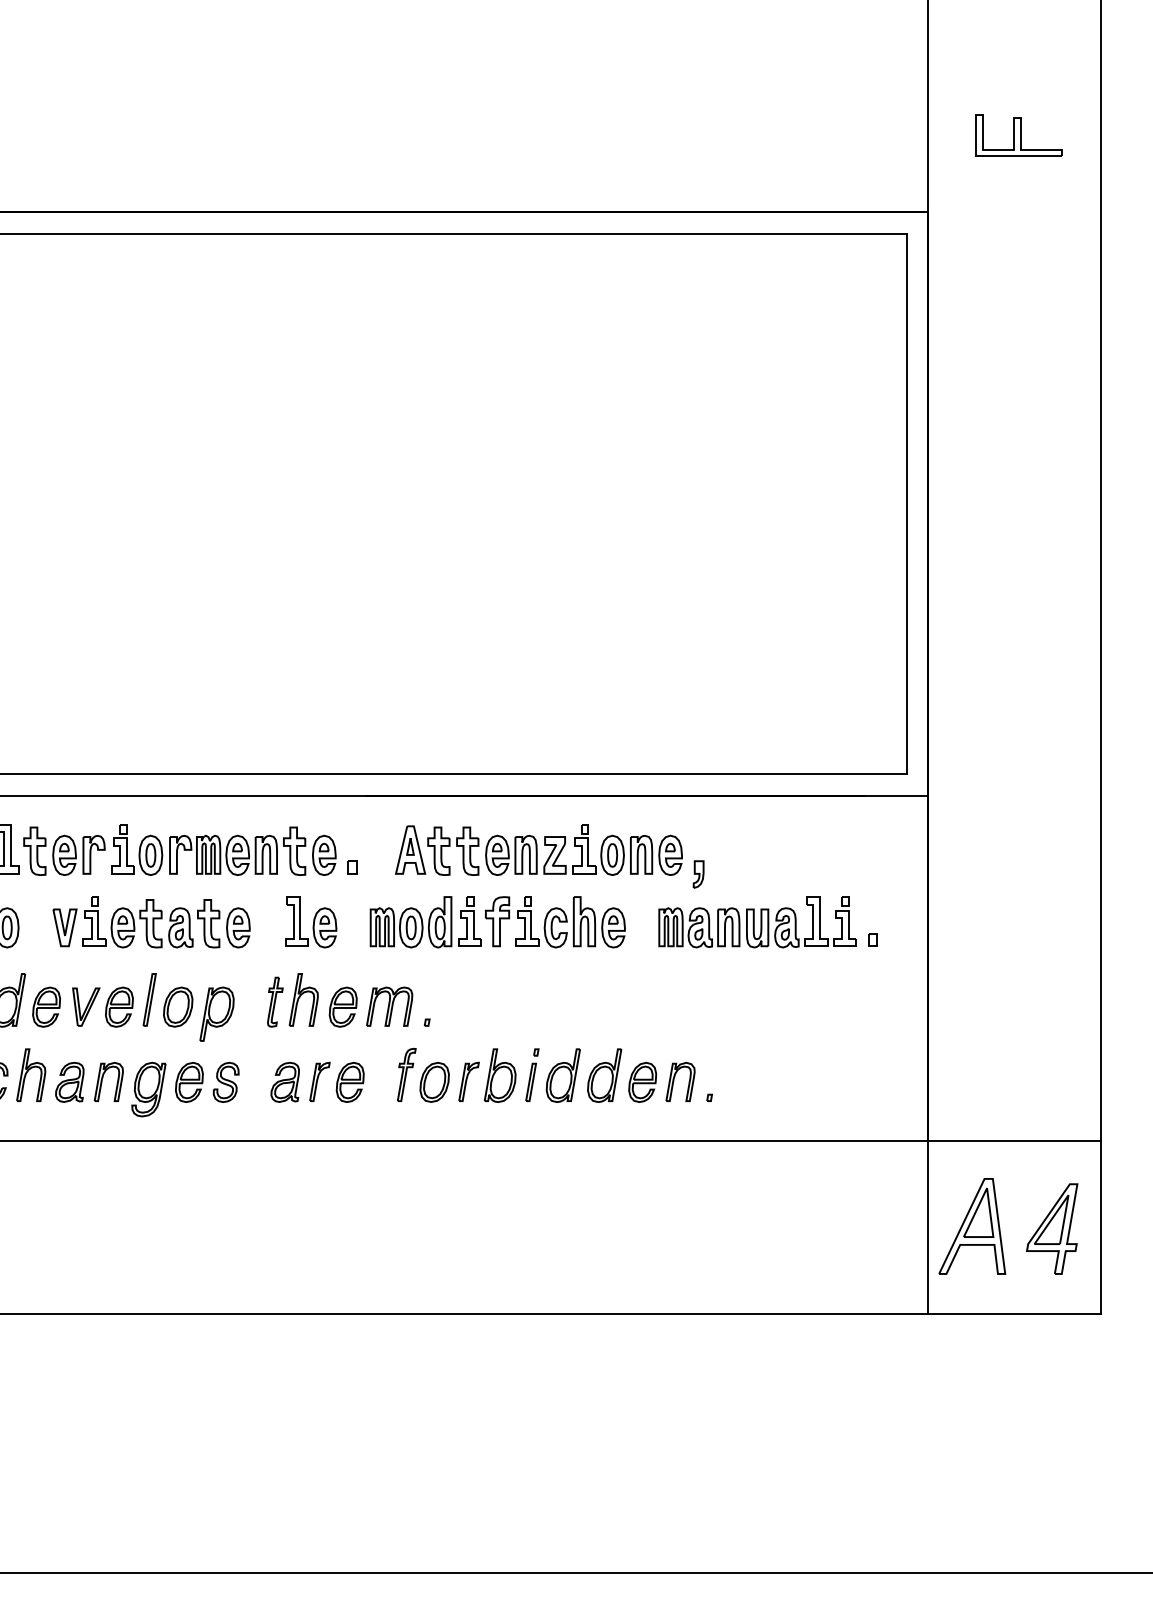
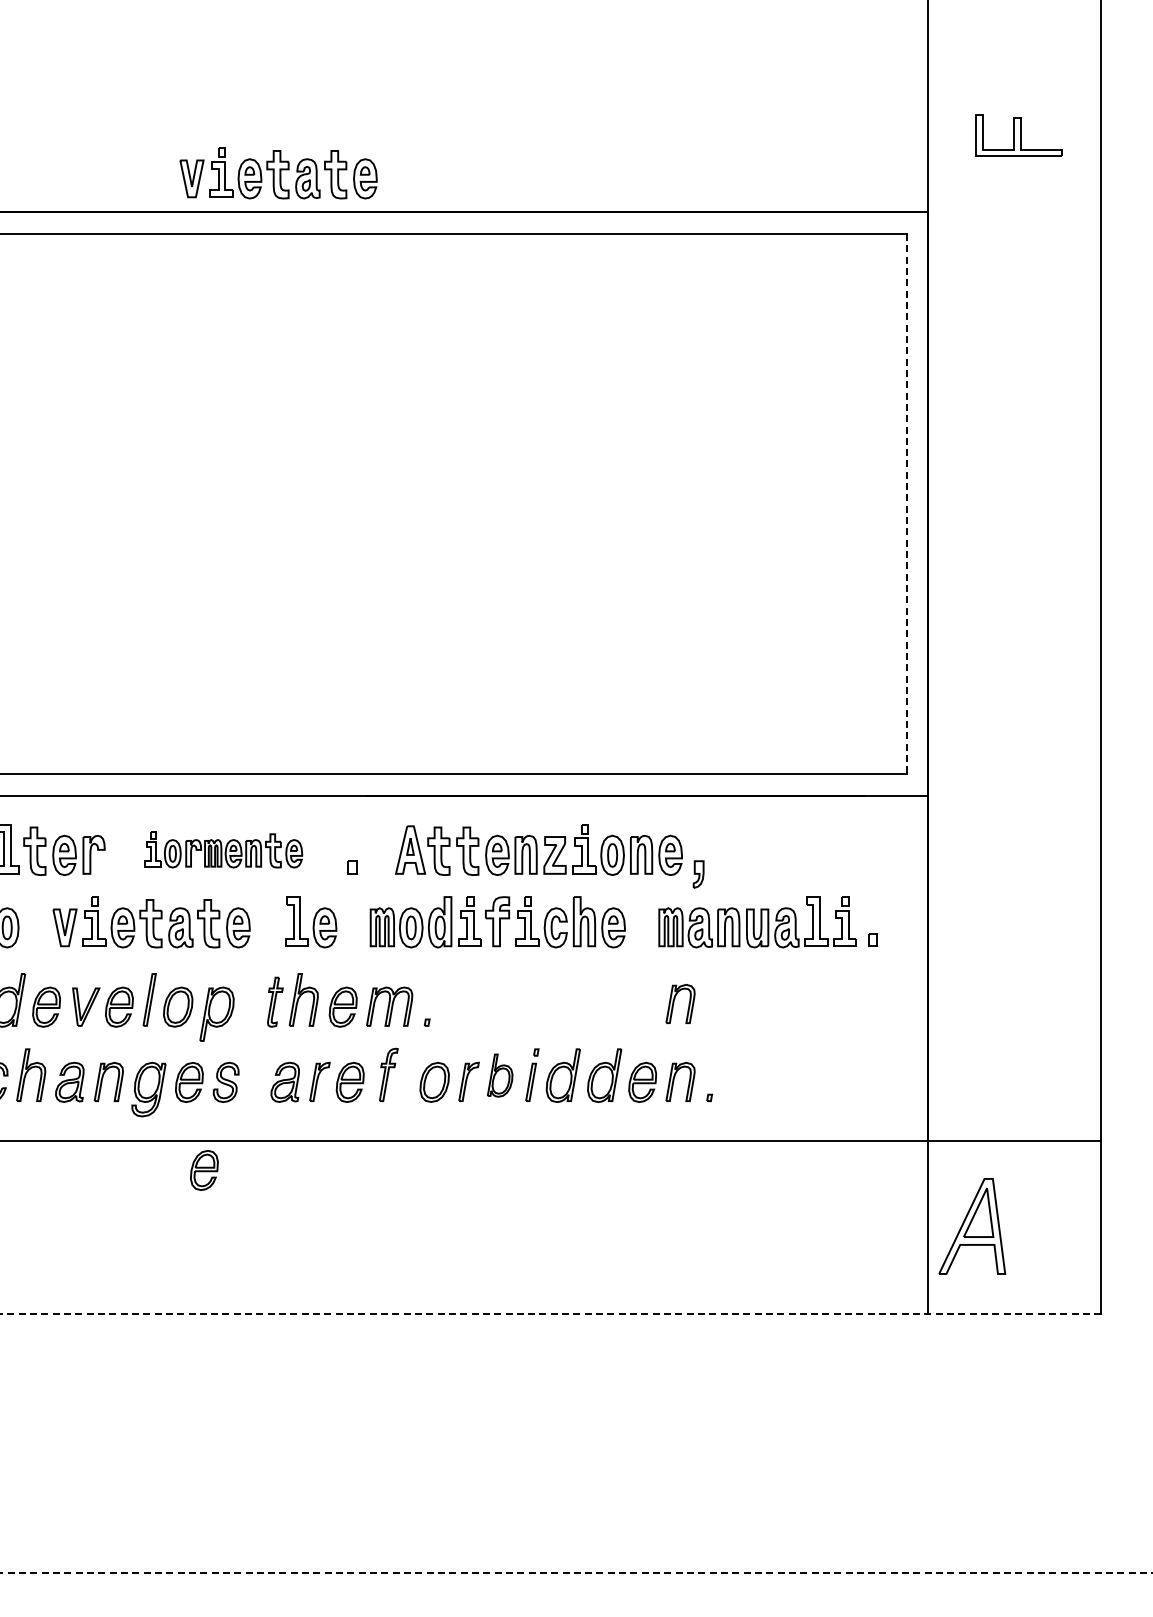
part: none -> present (278, 173)
line: solid -> dashed (906, 504)
part size: 226x52 px -> 160x38 px (223, 849)
part: none -> present (680, 1003)
part position: (406, 1074) -> (388, 1074) (388, 1074)
part size: 34x55 px -> 27x45 px (500, 1075)
part: none -> present (204, 1170)
part: present -> none (1052, 1228)
line: solid -> dashed (550, 1314)
line: solid -> dashed (576, 1573)
